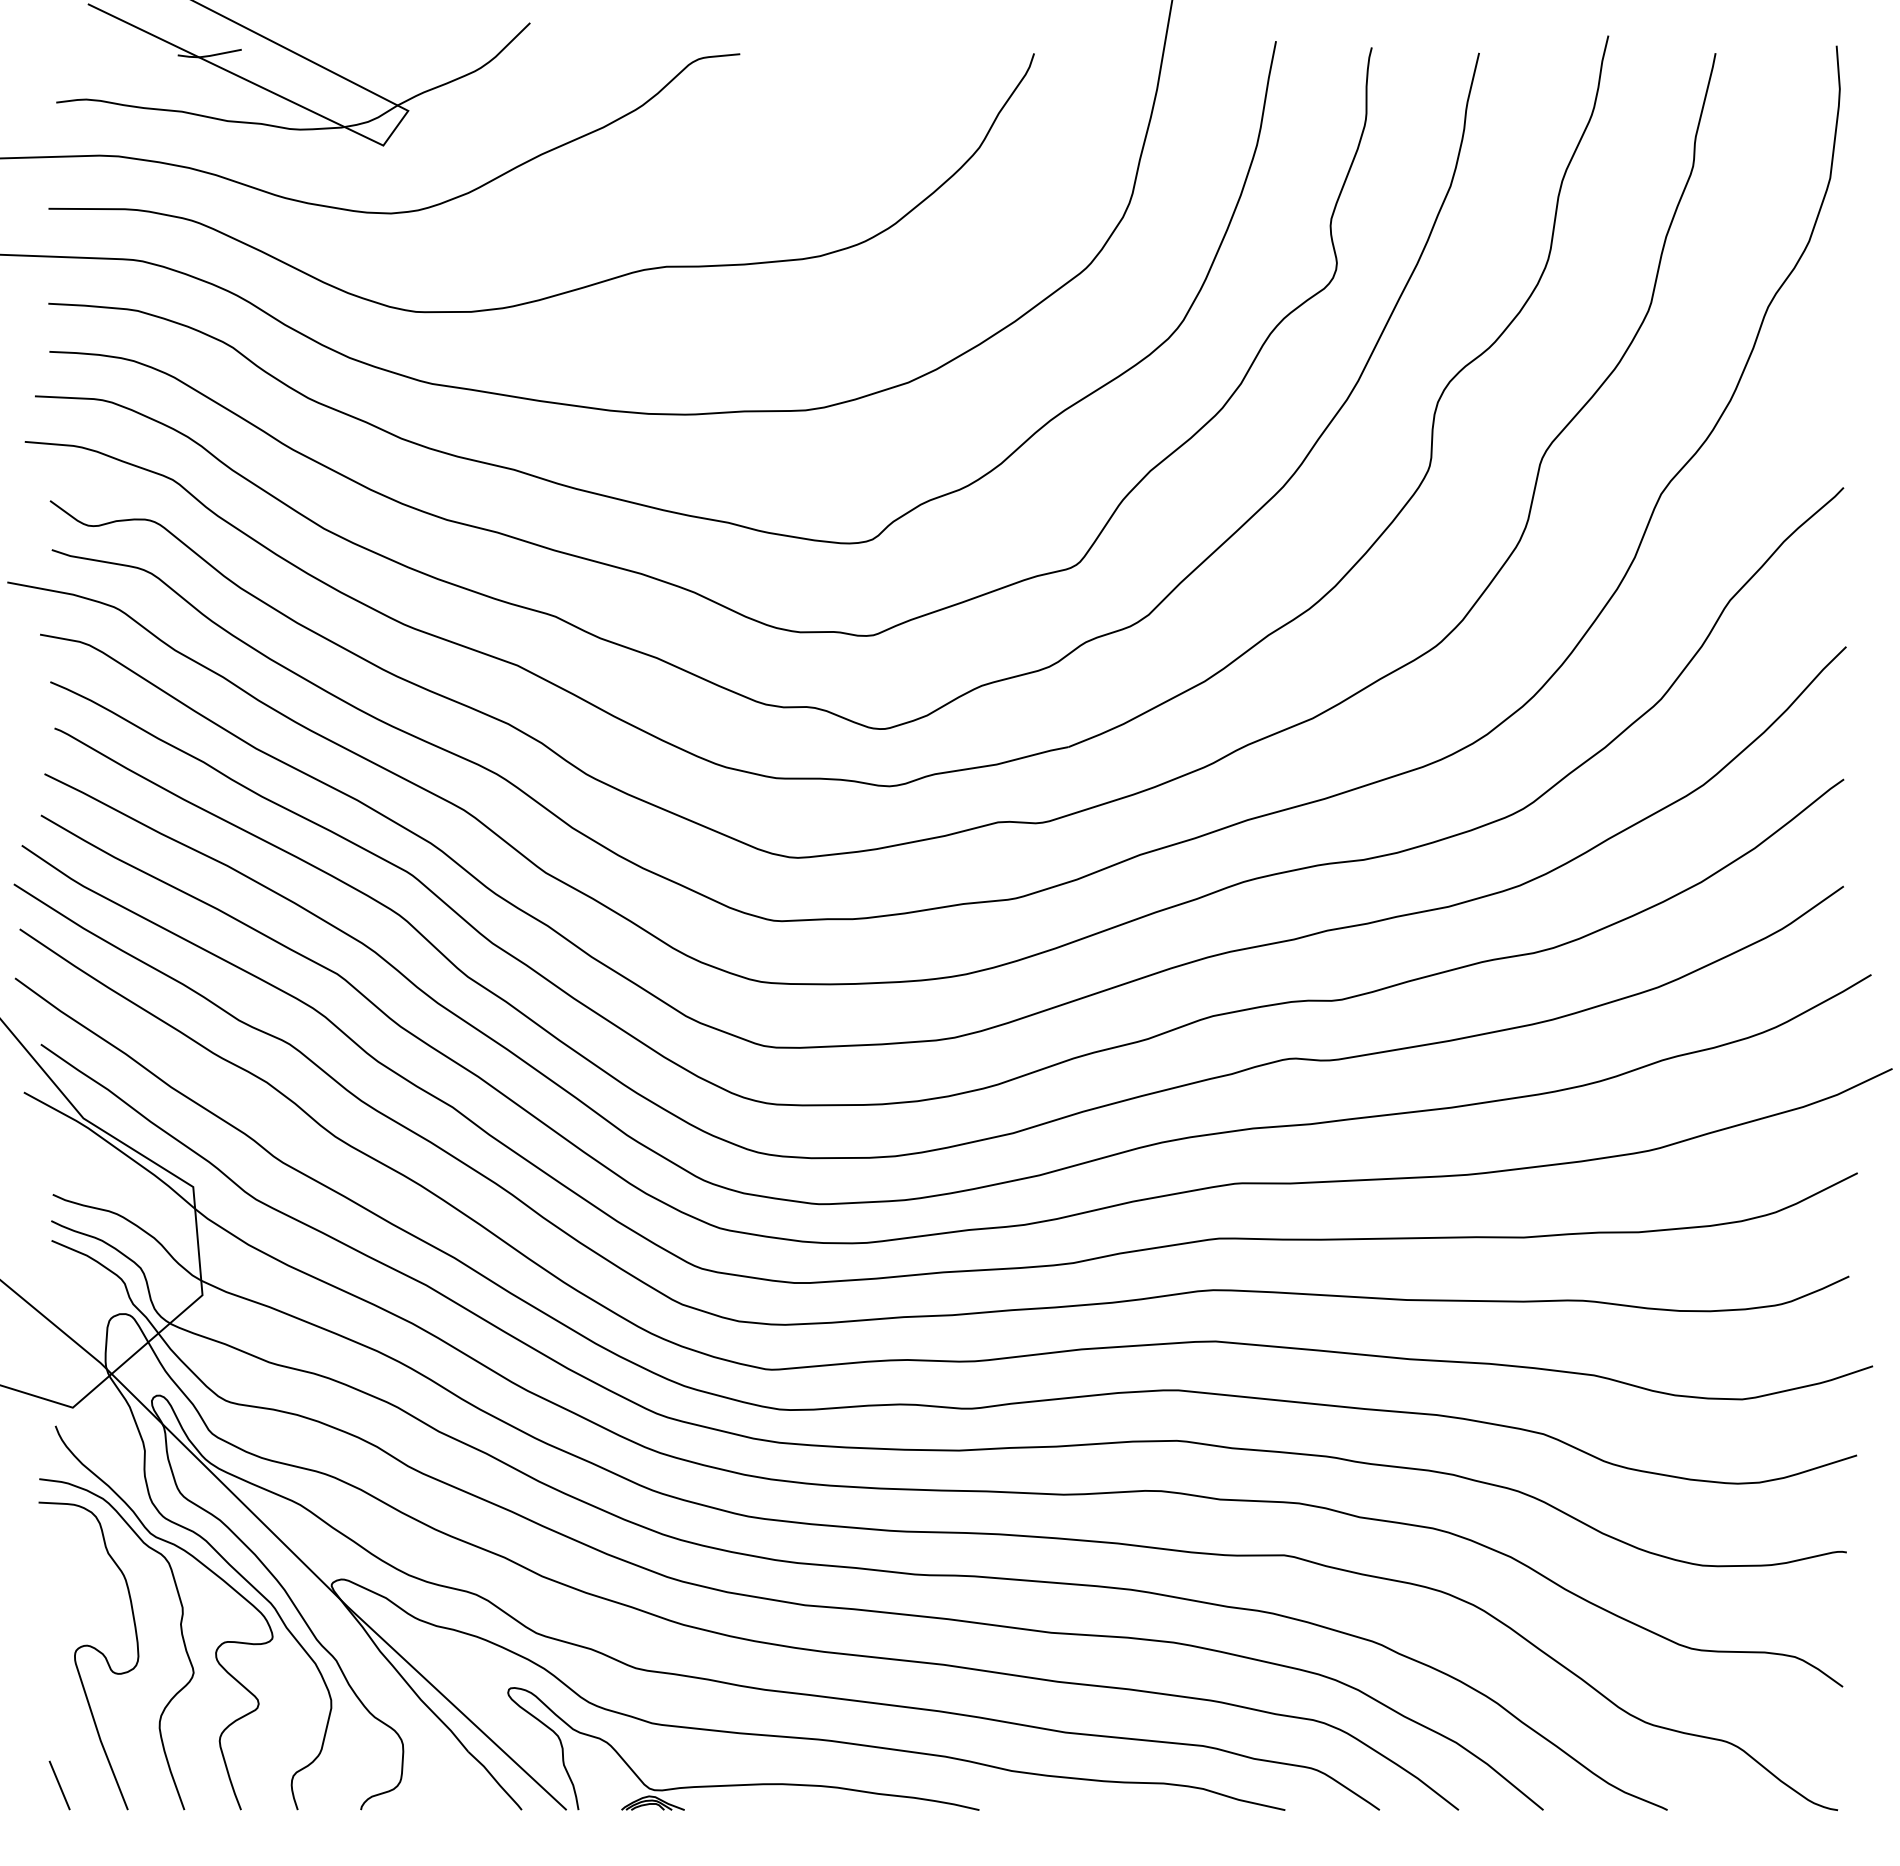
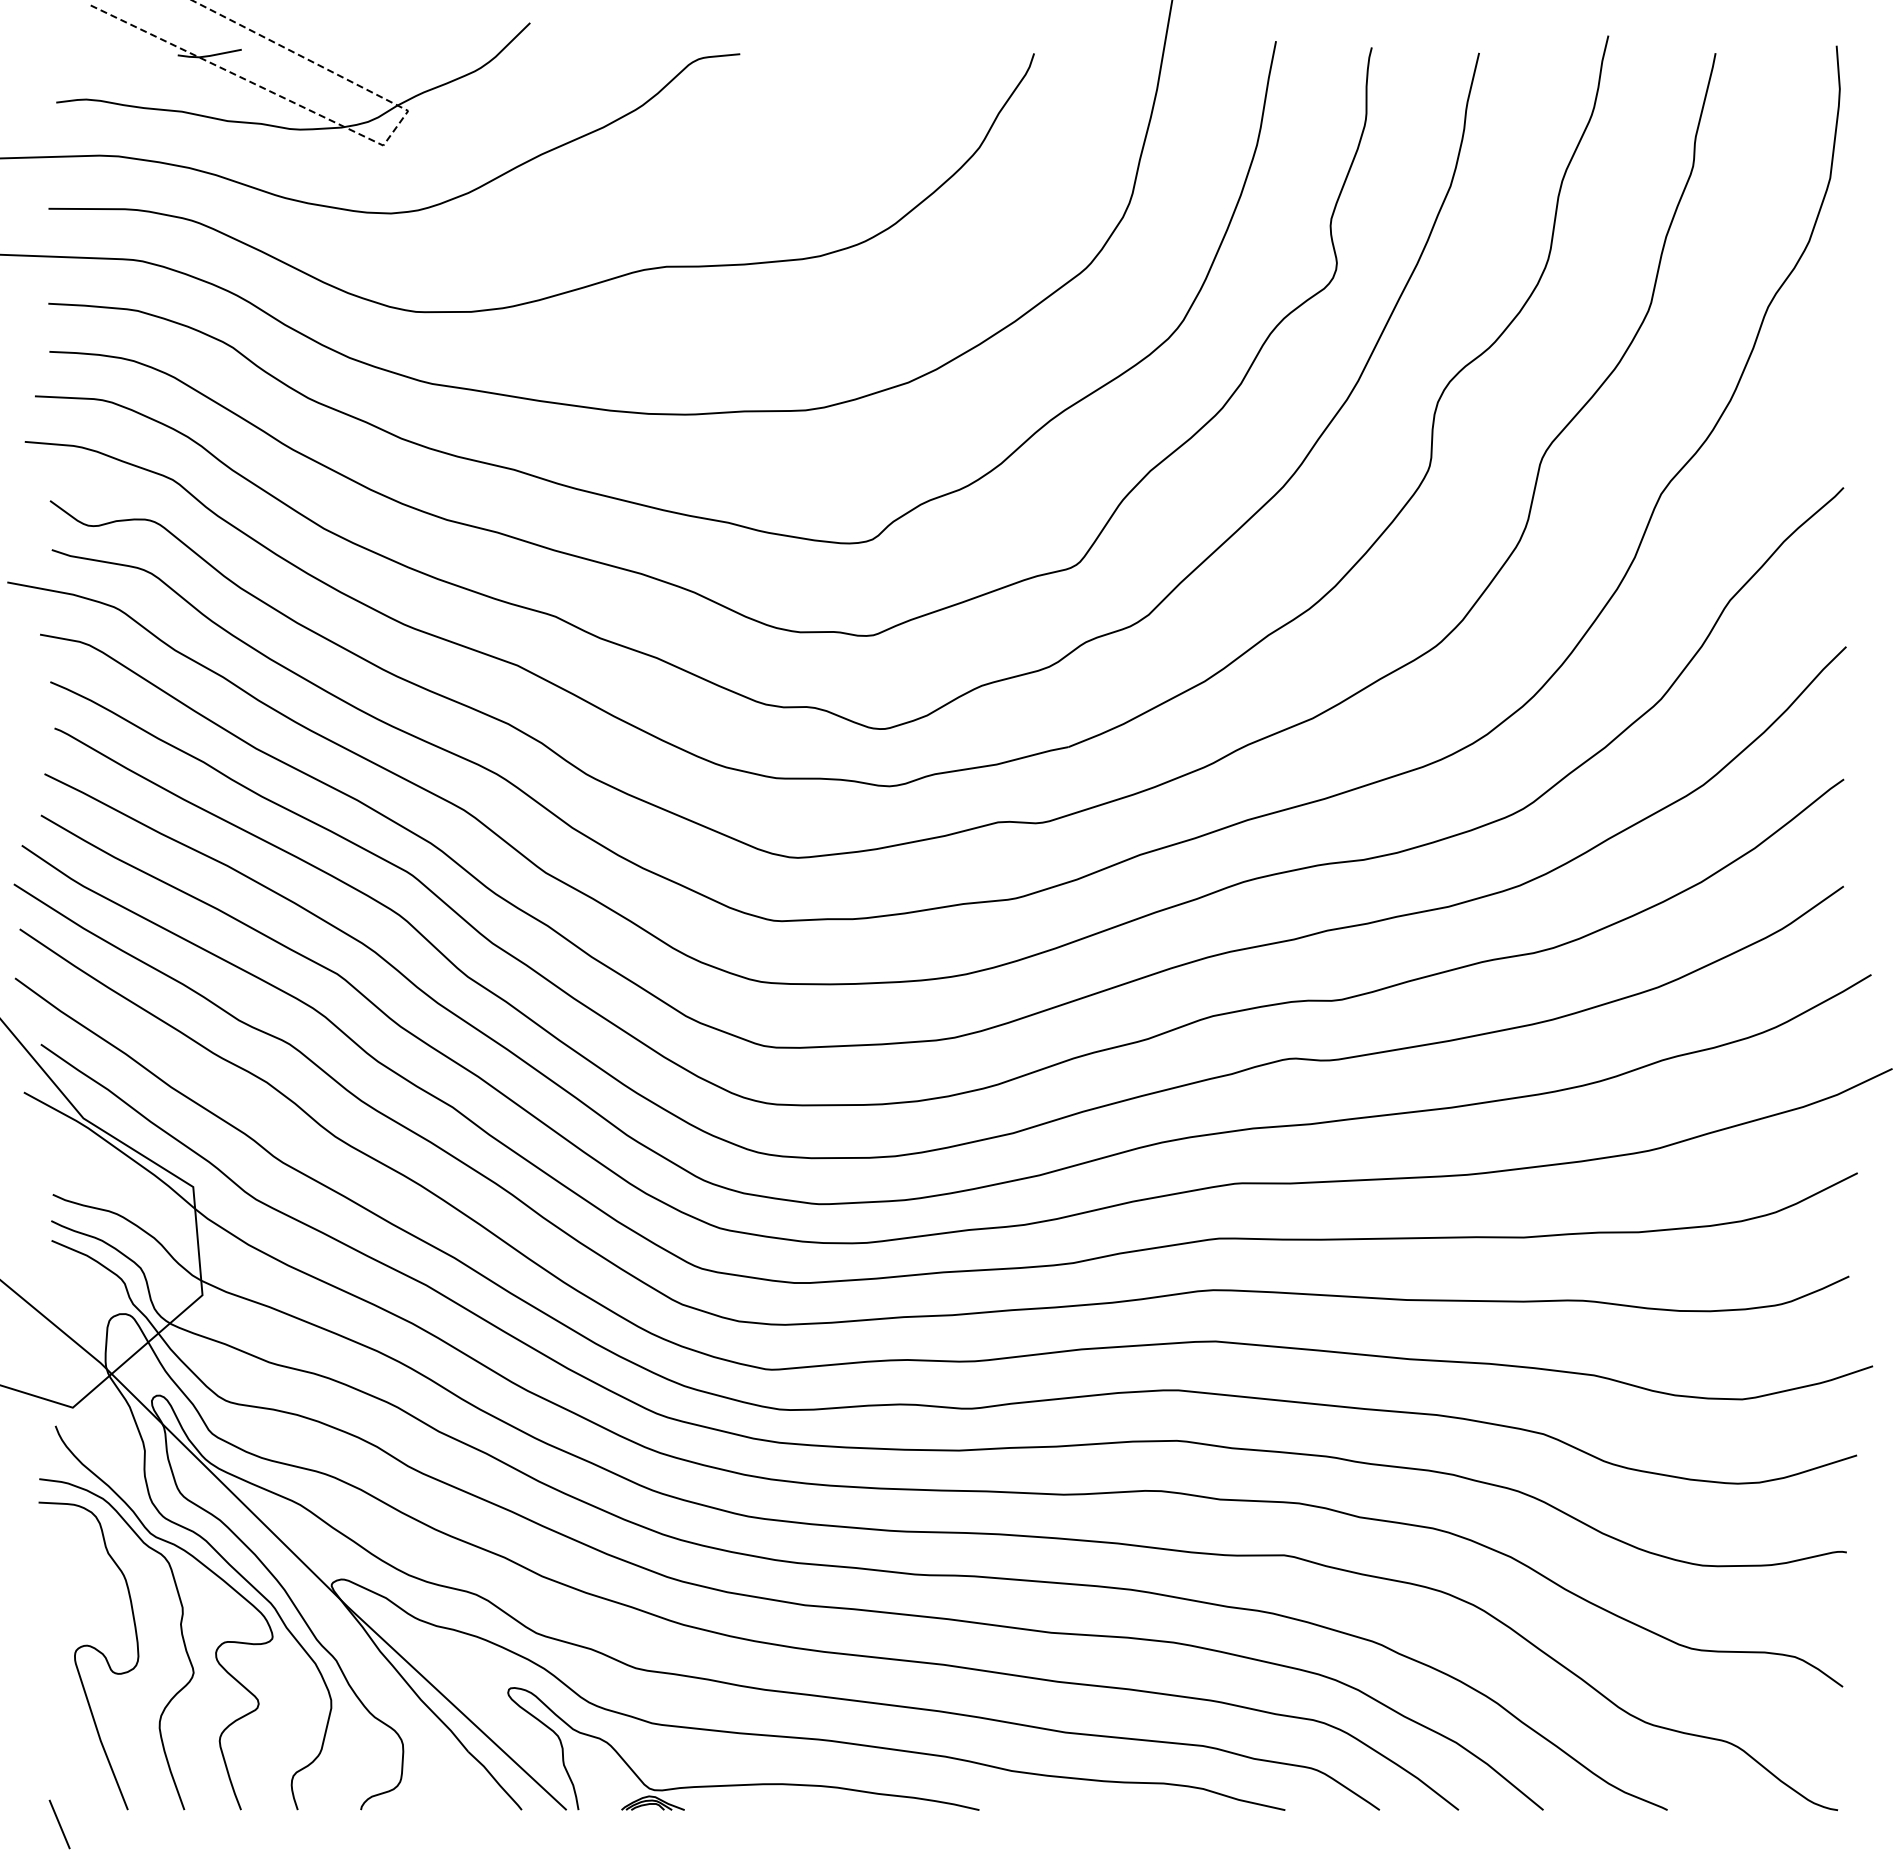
line: solid -> dashed (365, 136)
line position: (59, 1785) -> (59, 1824) (59, 1824)
